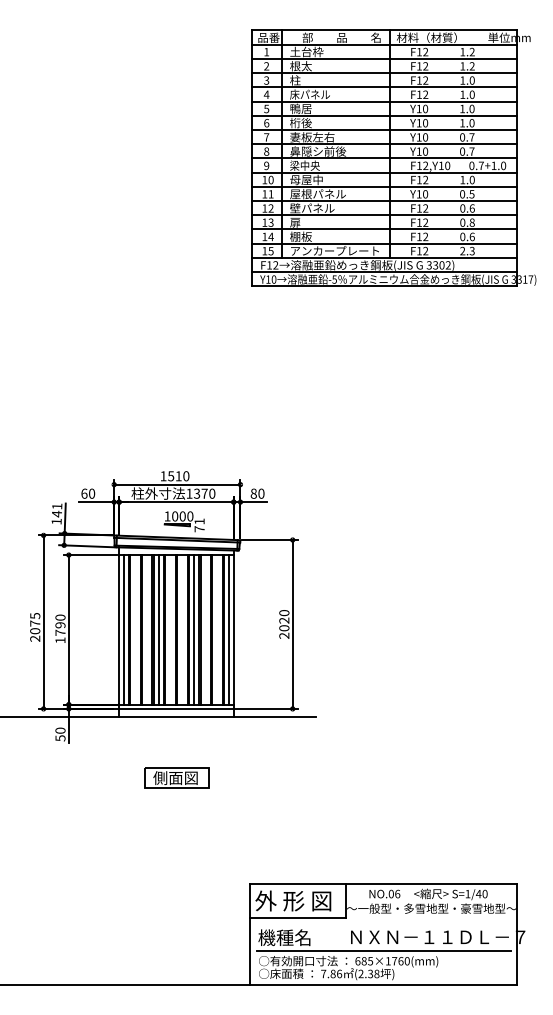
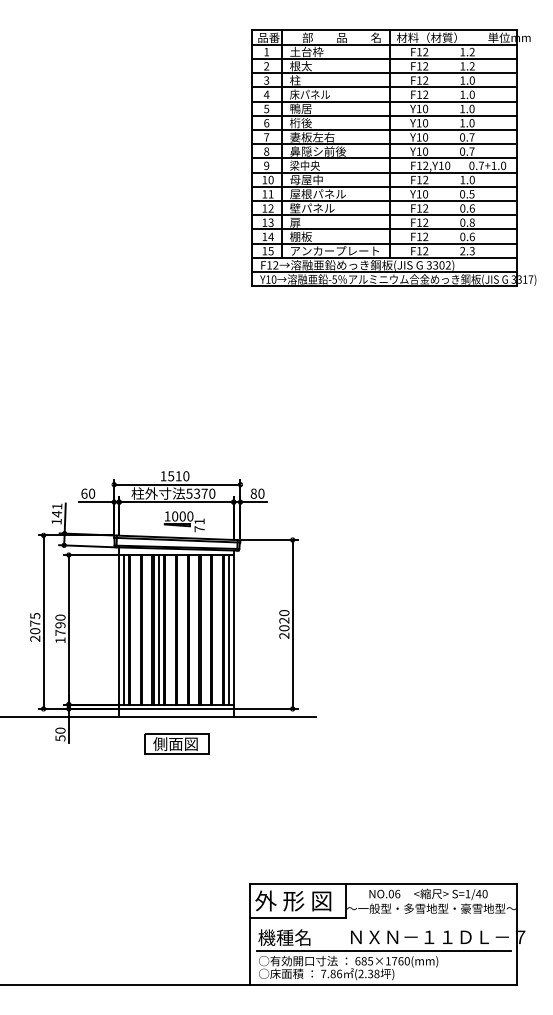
text: 1370 -> 5370 (189, 493)
line: present -> none (194, 629)
part position: (176, 777) -> (176, 743) (176, 743)
